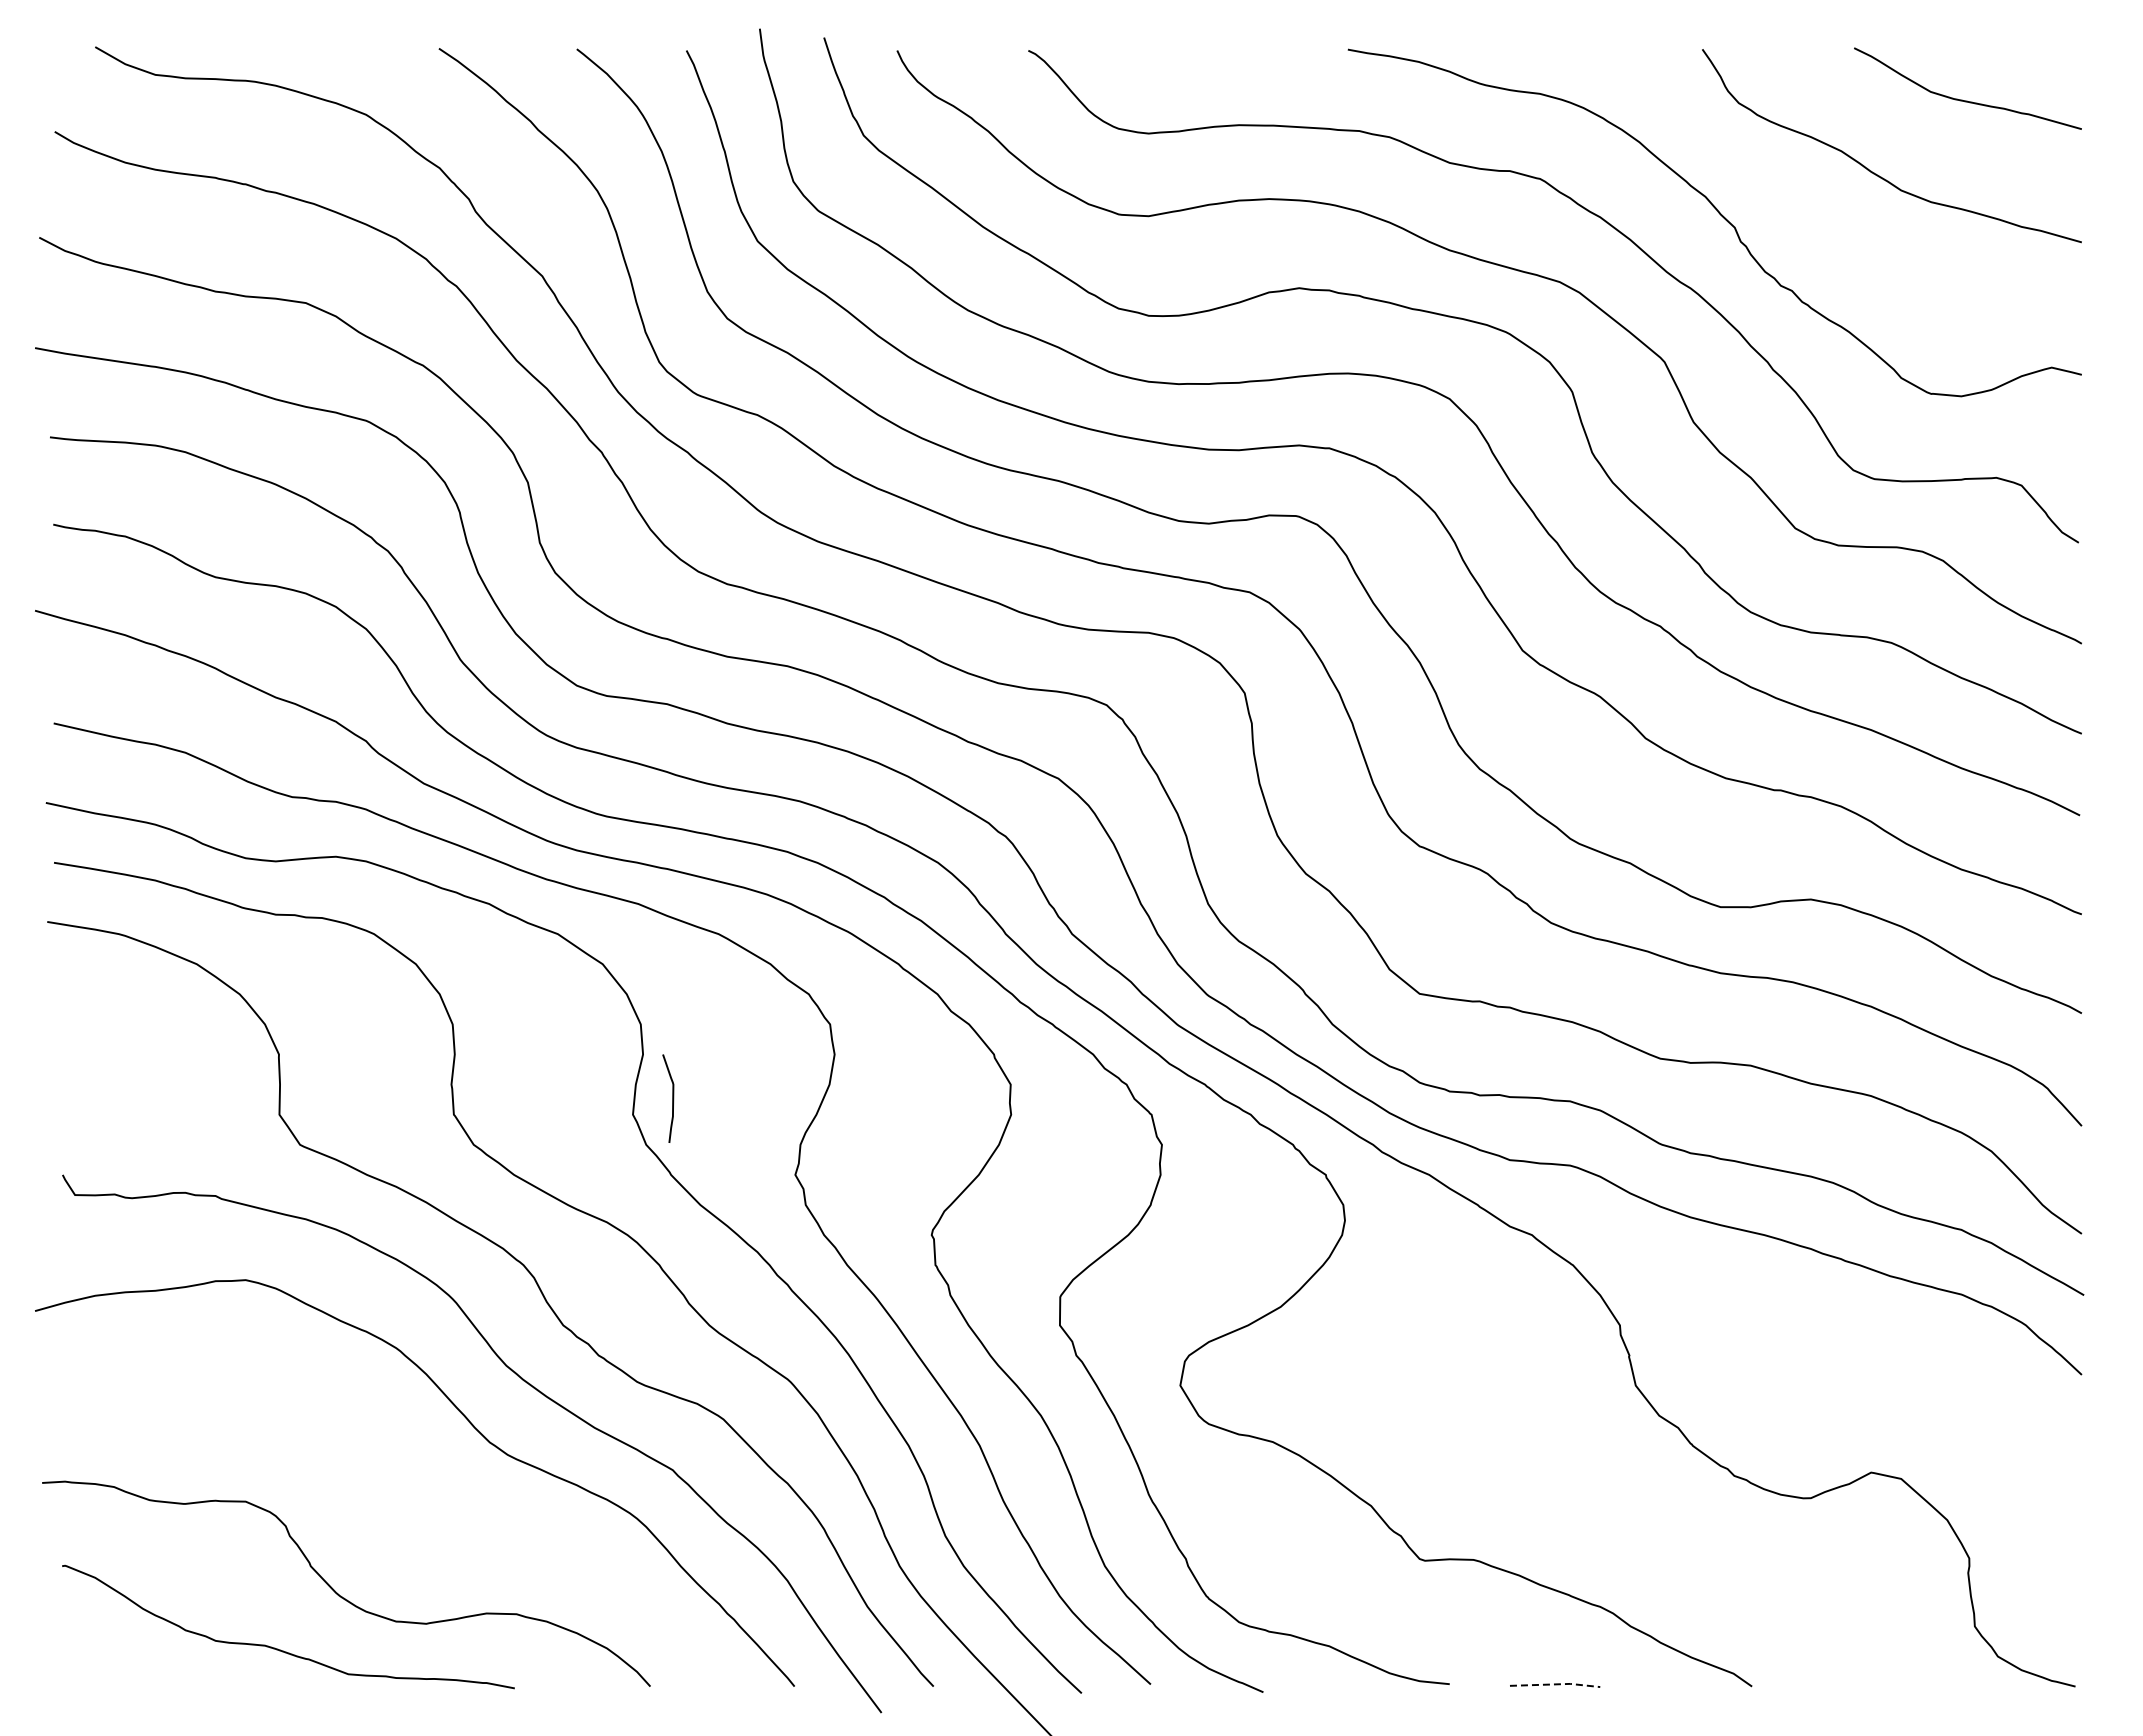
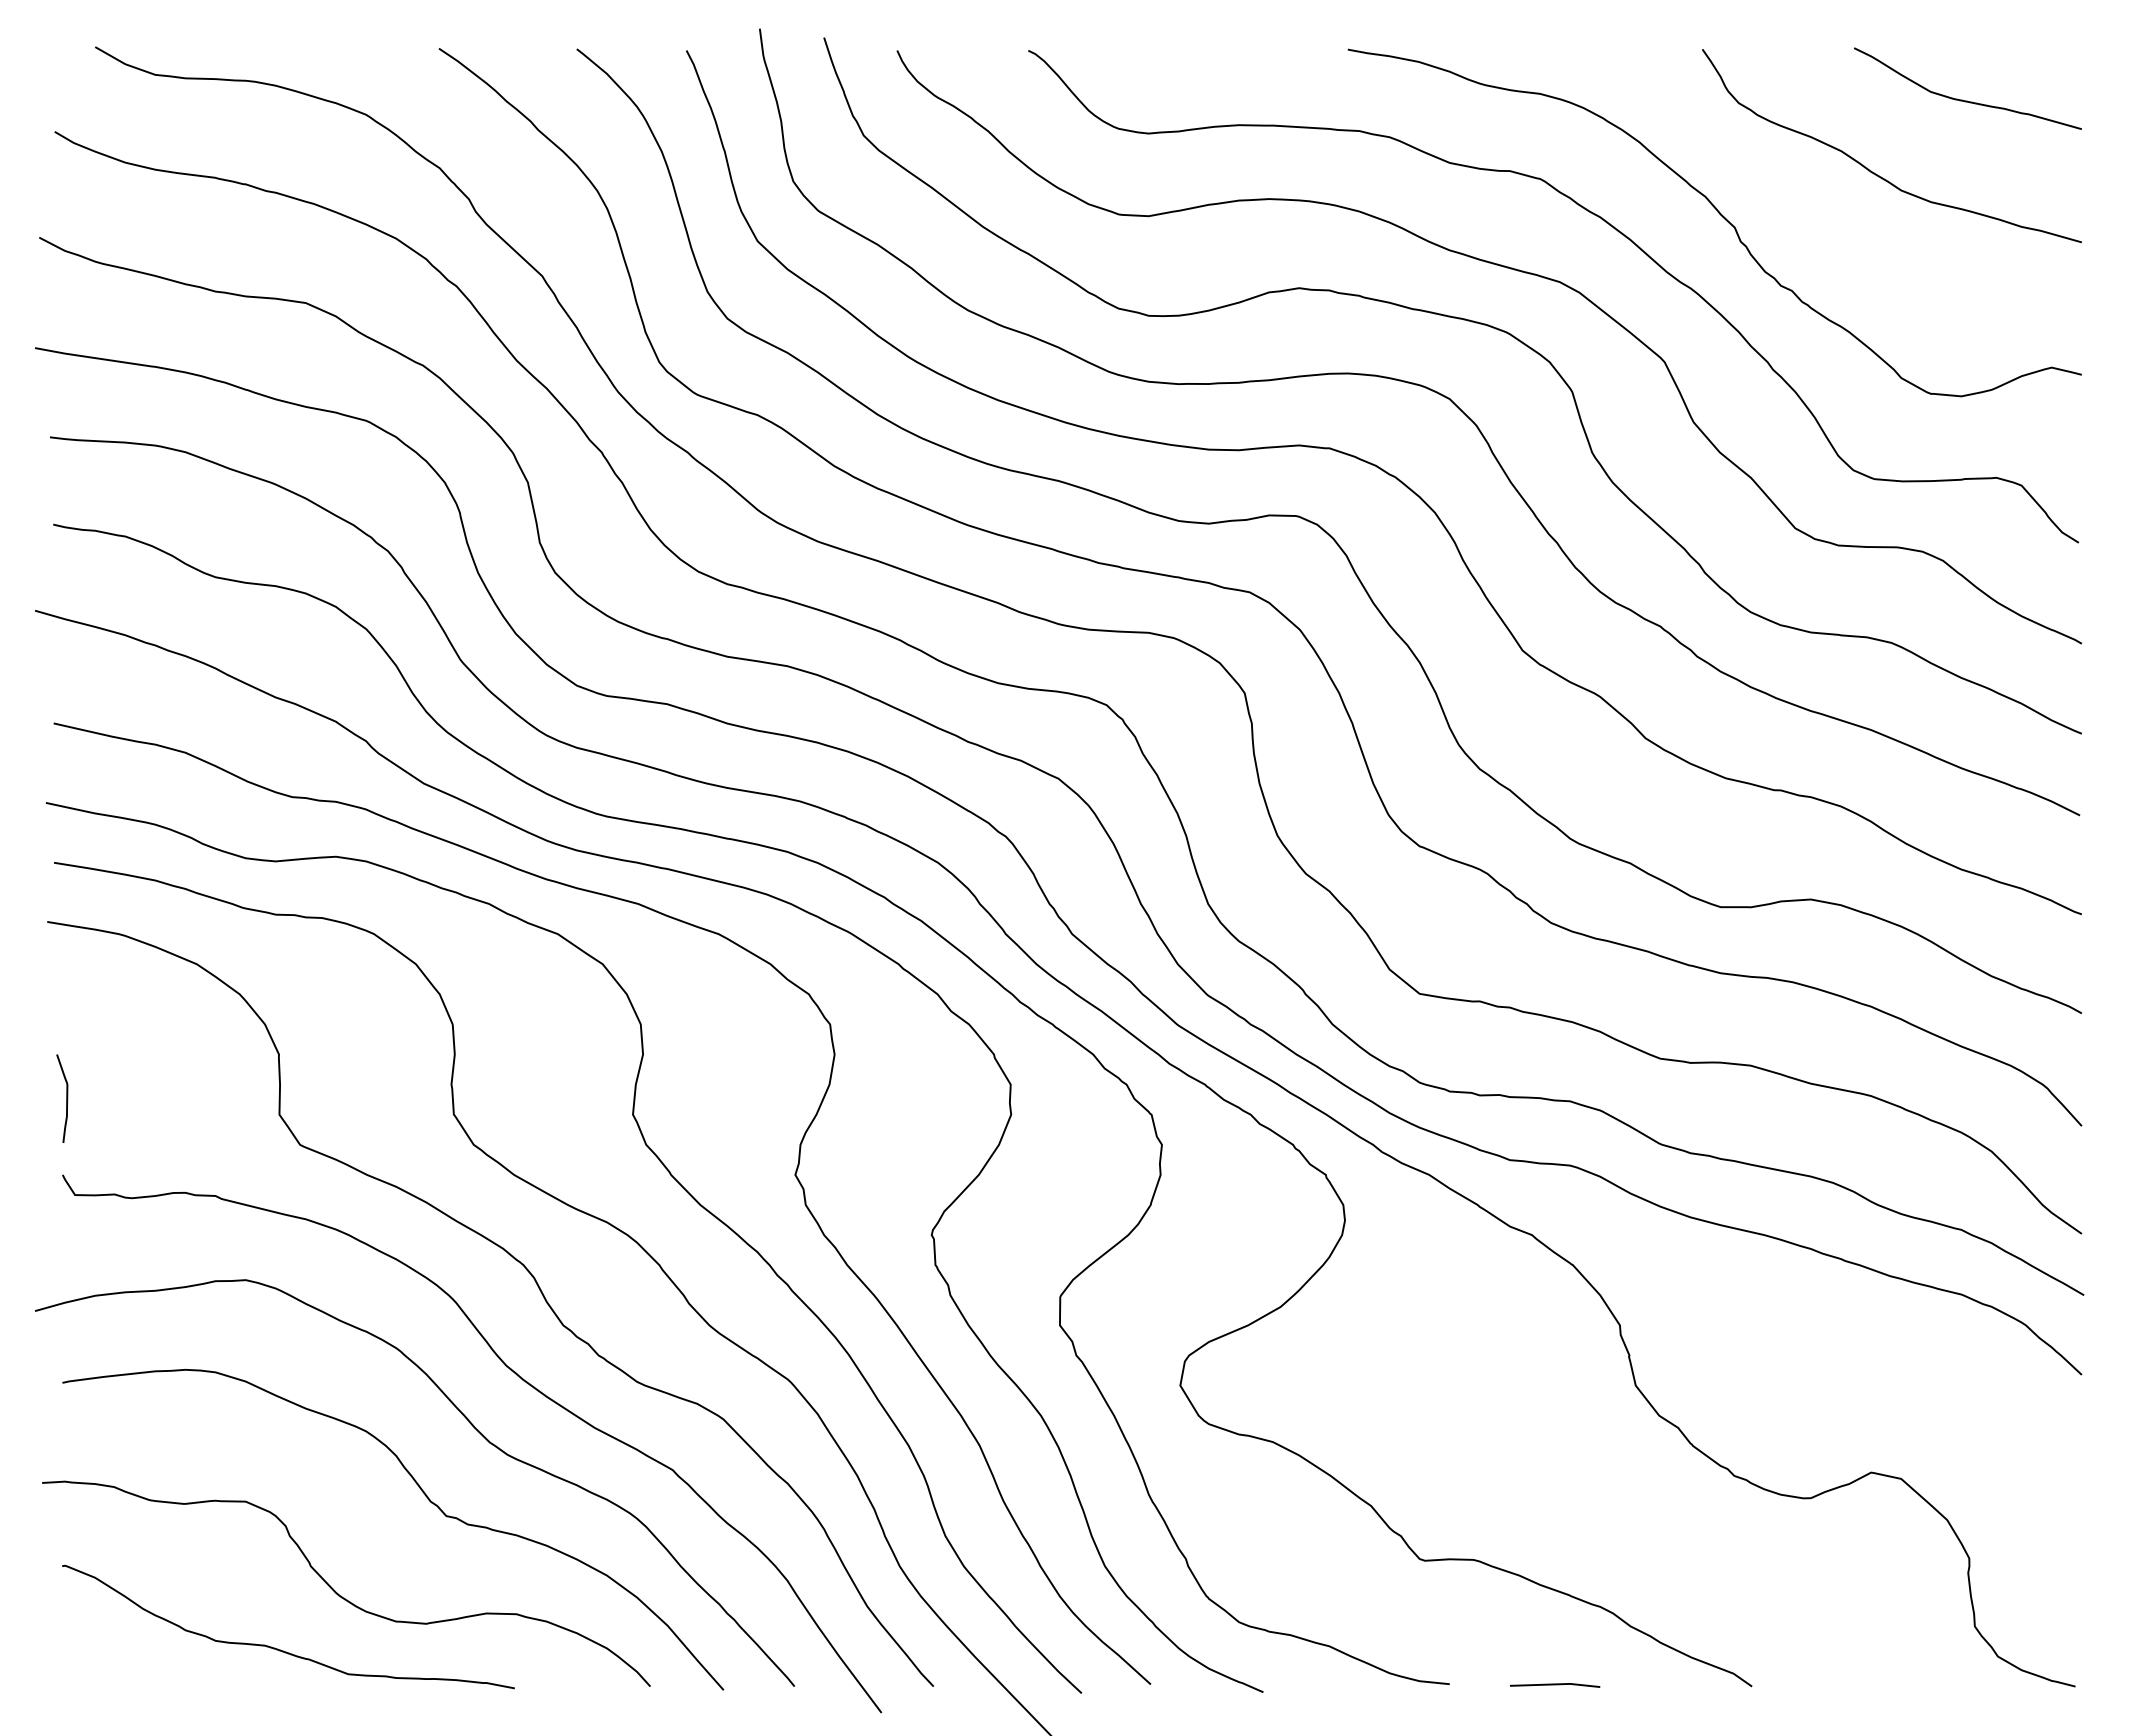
curve position: (672, 1098) -> (66, 1098) (66, 1098)
curve: none -> present (427, 1499)
line: dashed -> solid (1556, 1684)
